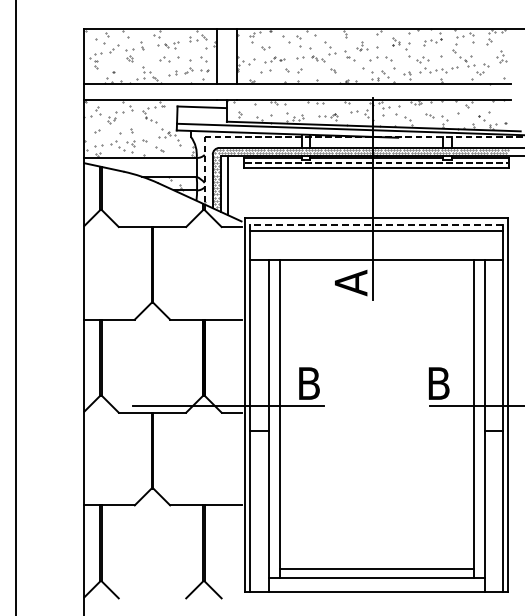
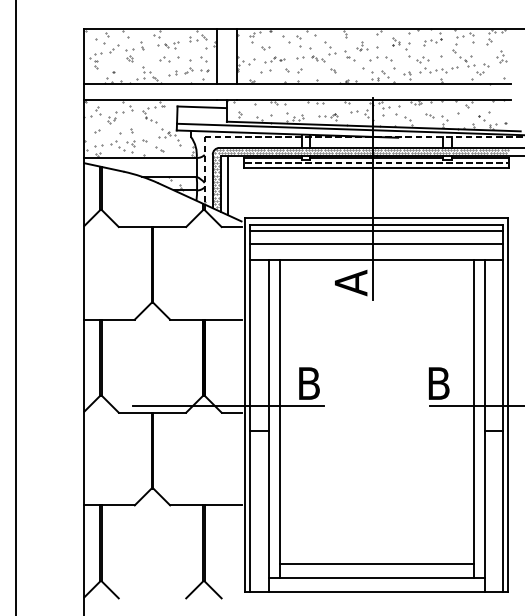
line: dashed -> solid (376, 225)
line: none -> present (376, 244)
line position: (376, 568) -> (376, 563) (376, 563)
